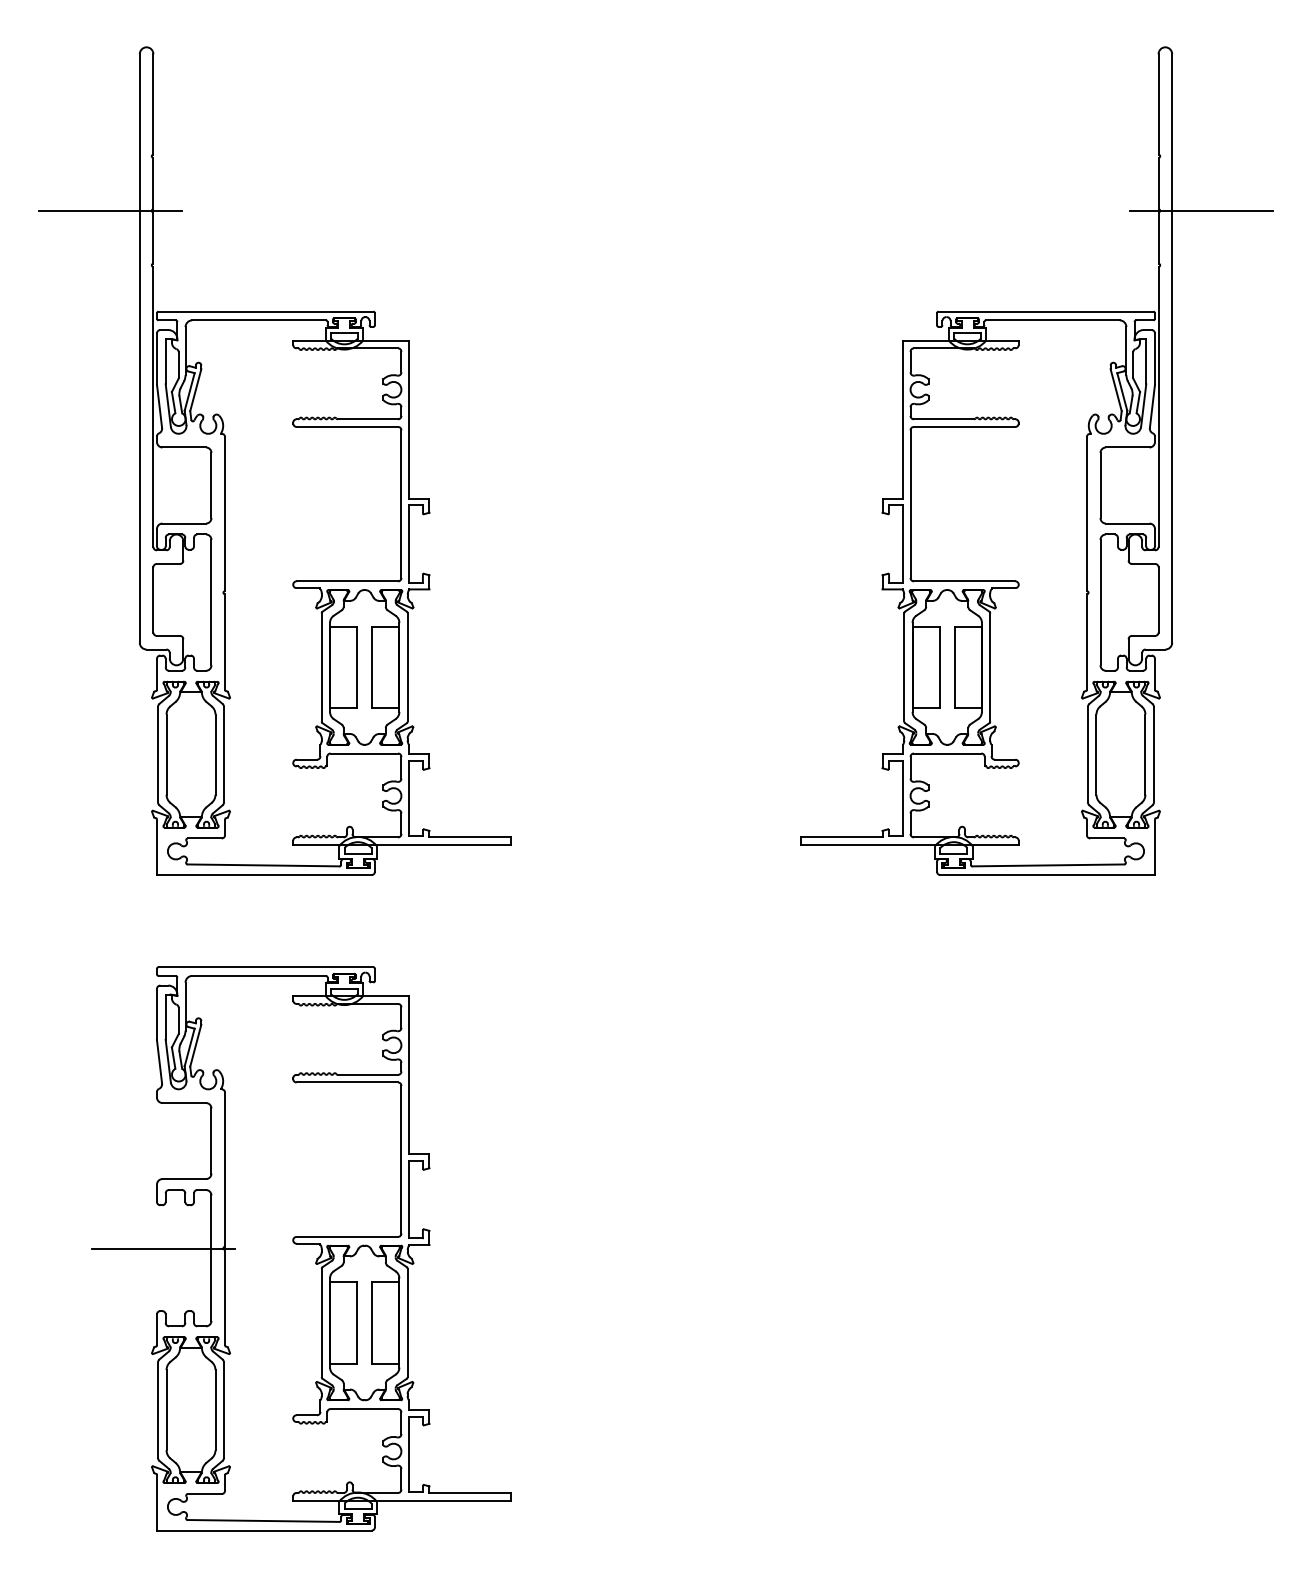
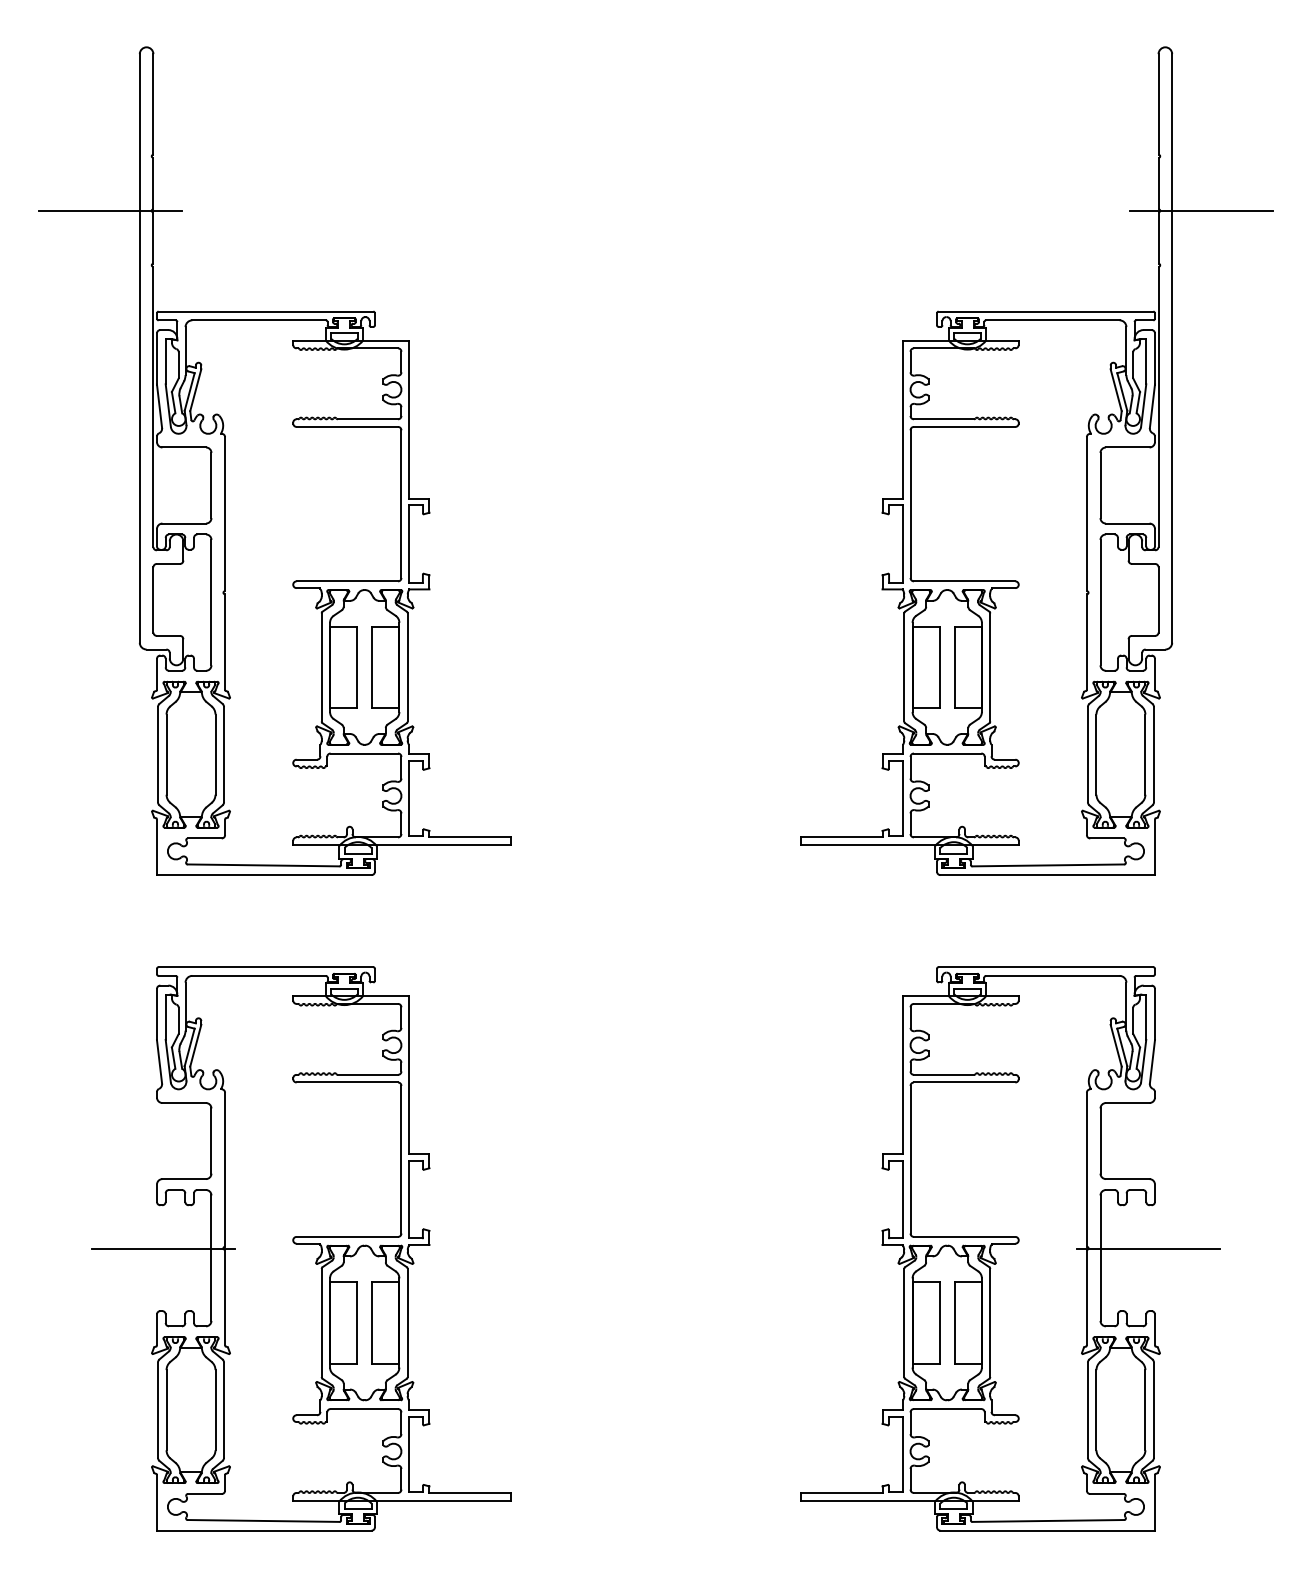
part: none -> present (1010, 1248)
